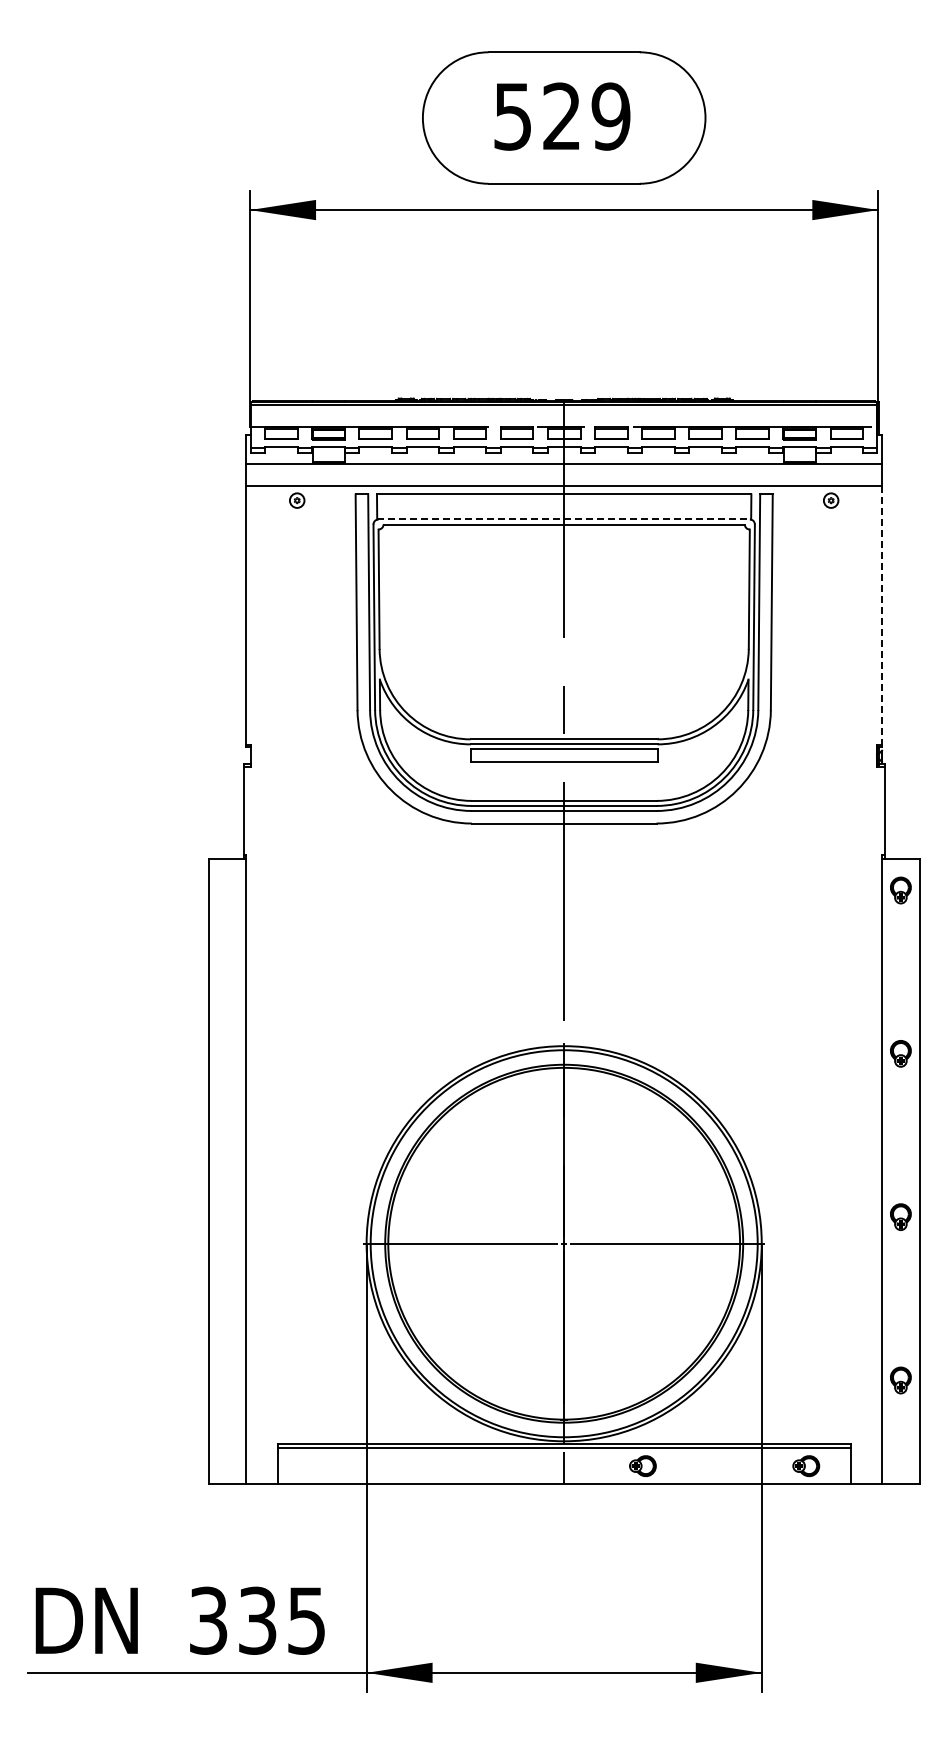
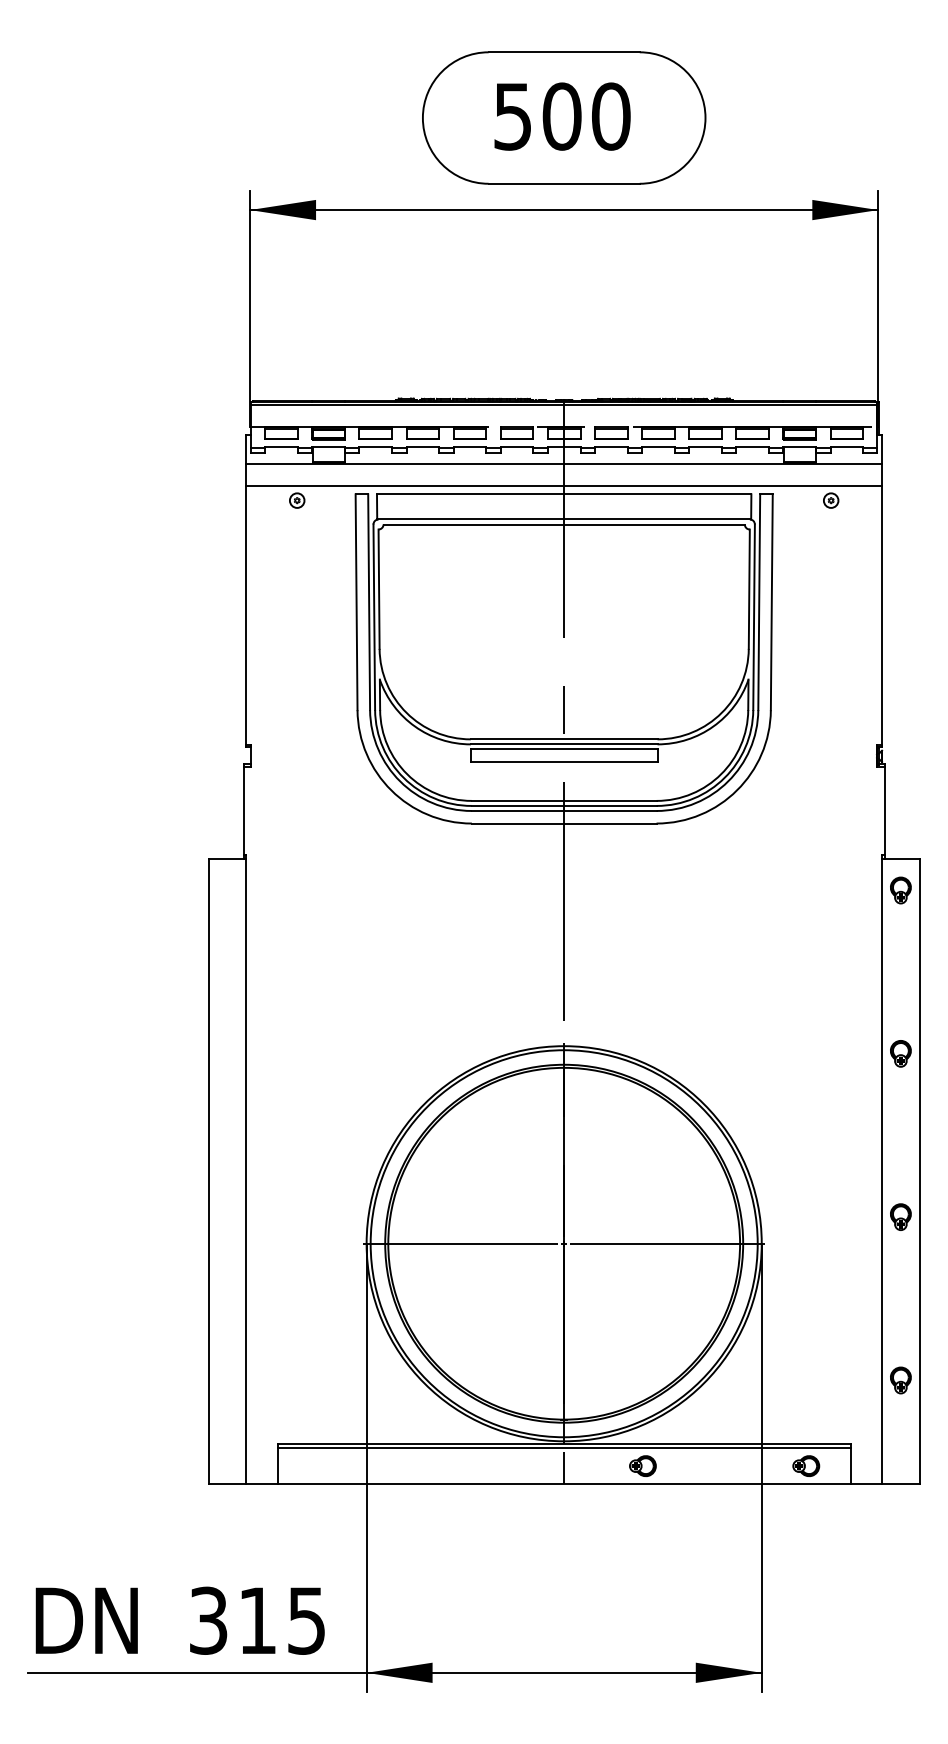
text: 529 -> 500 (586, 116)
line: dashed -> solid (564, 519)
line: dashed -> solid (882, 615)
text: 335 -> 315 (257, 1620)
